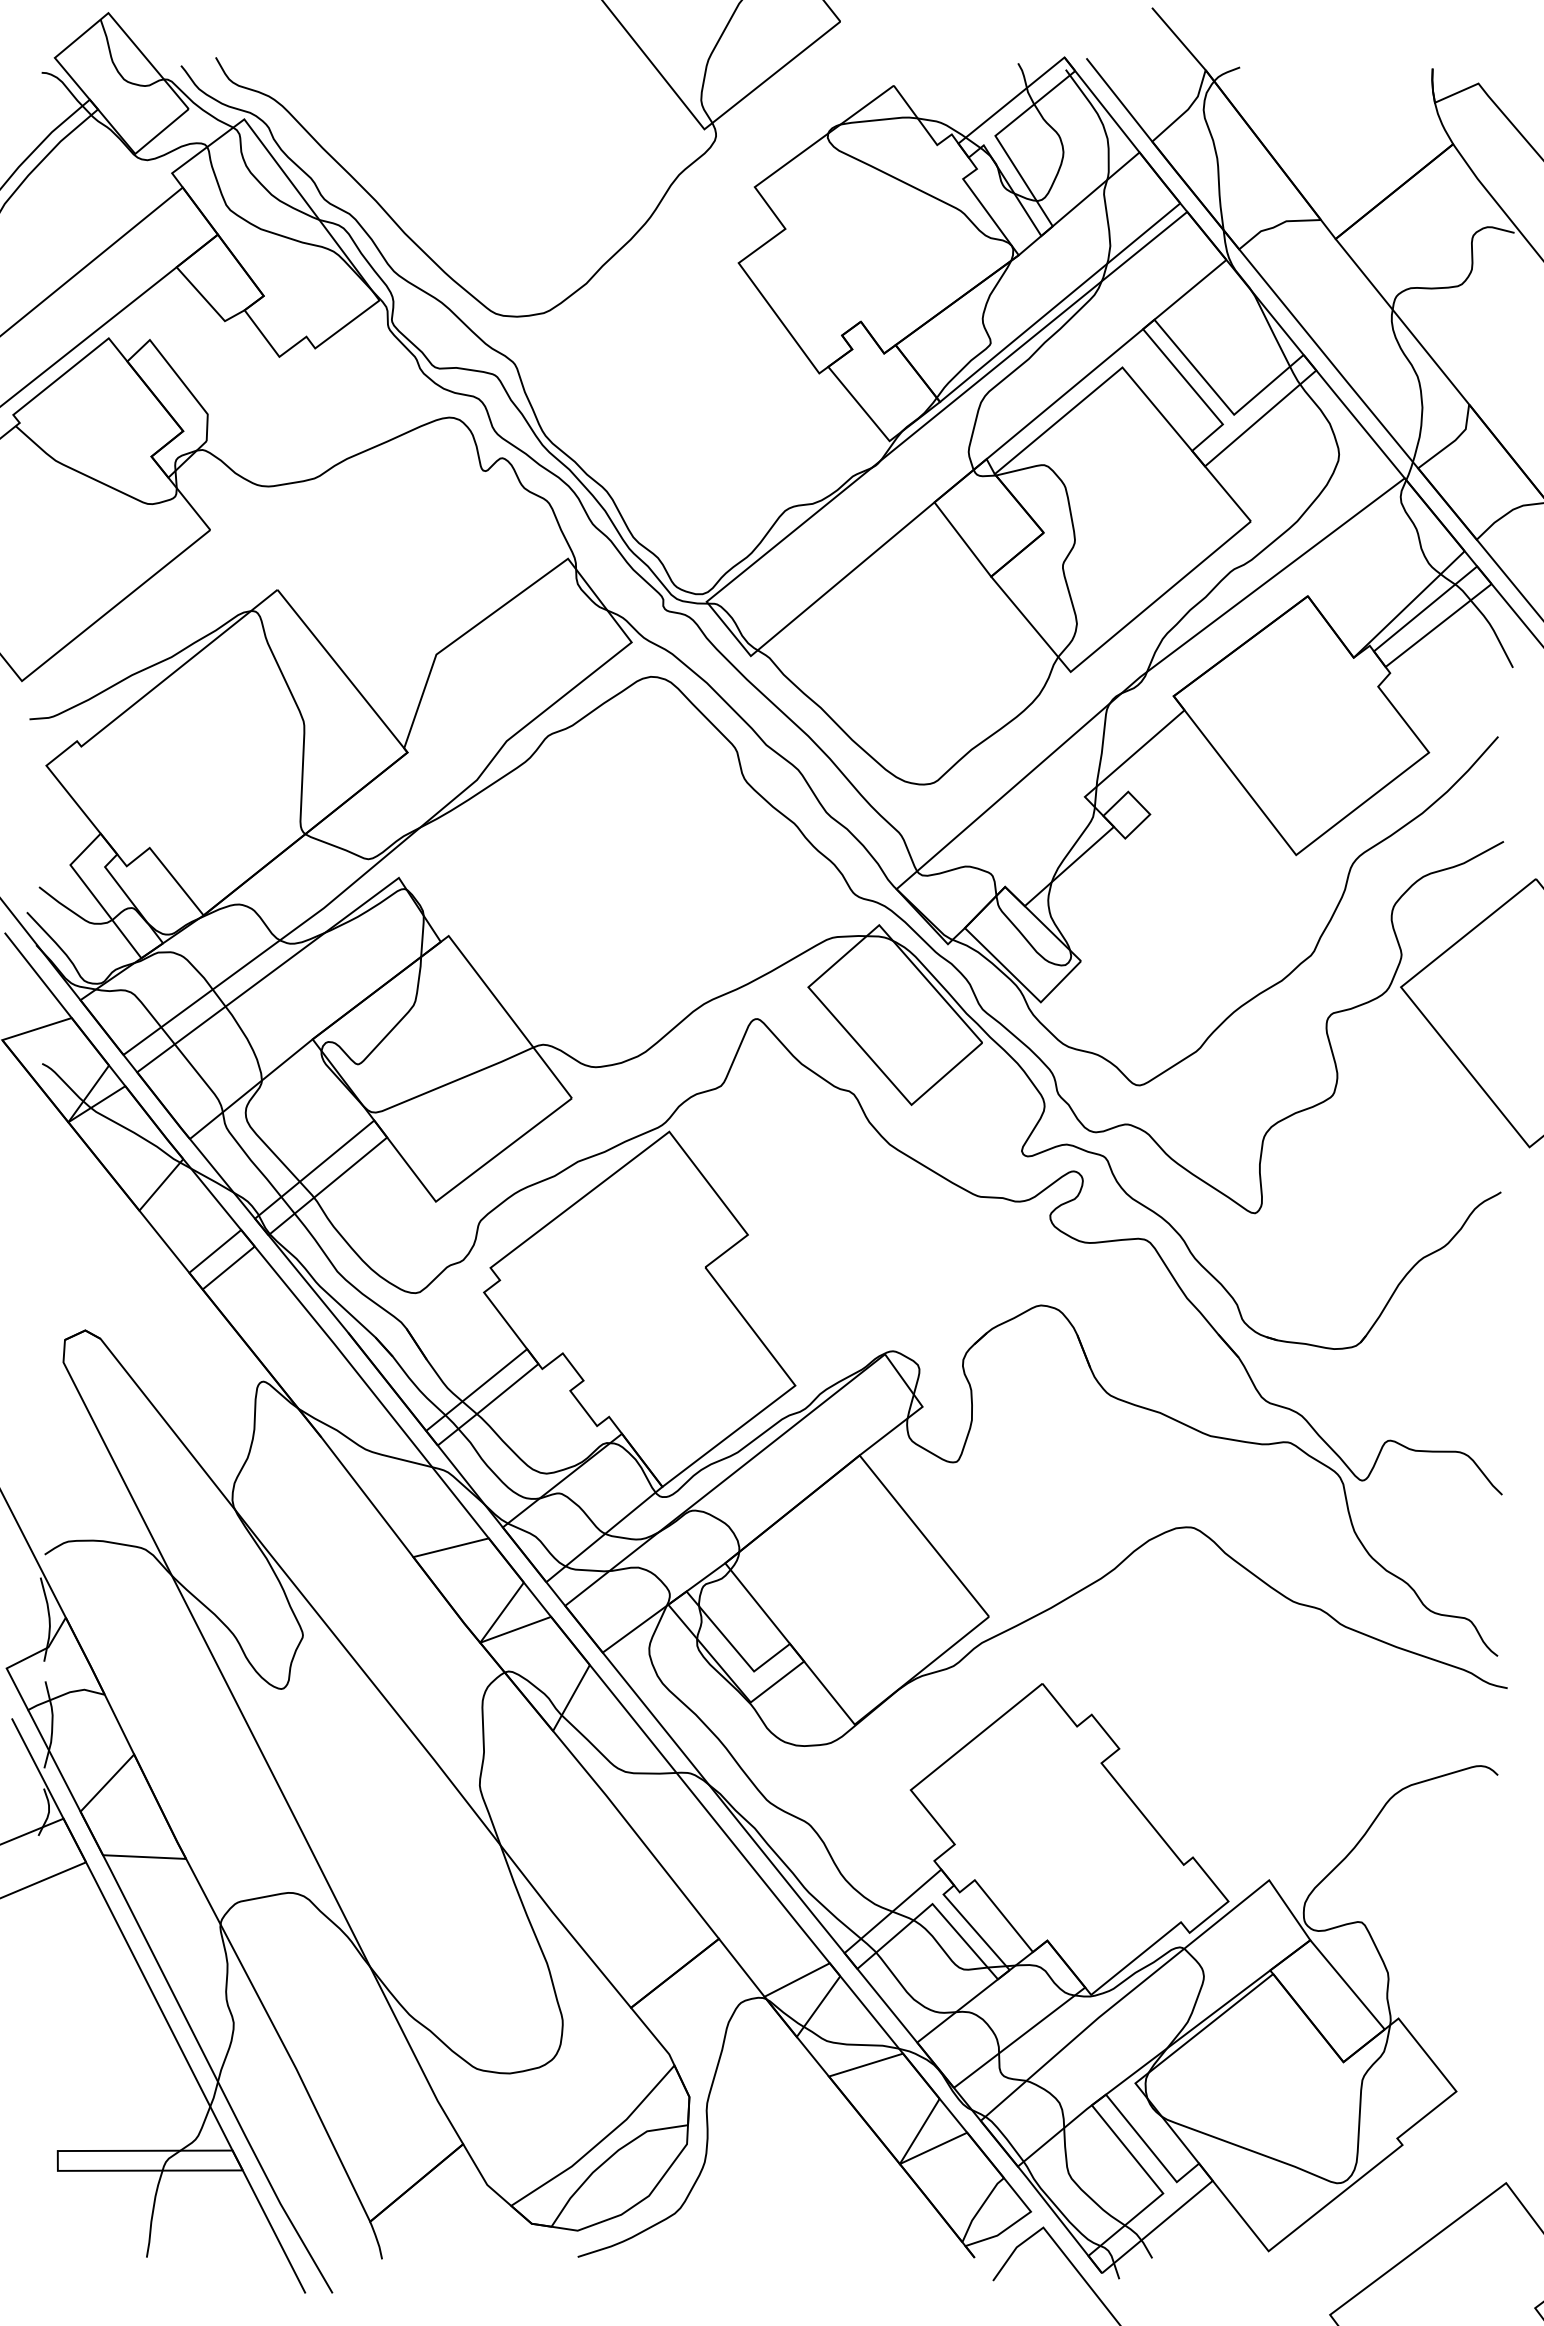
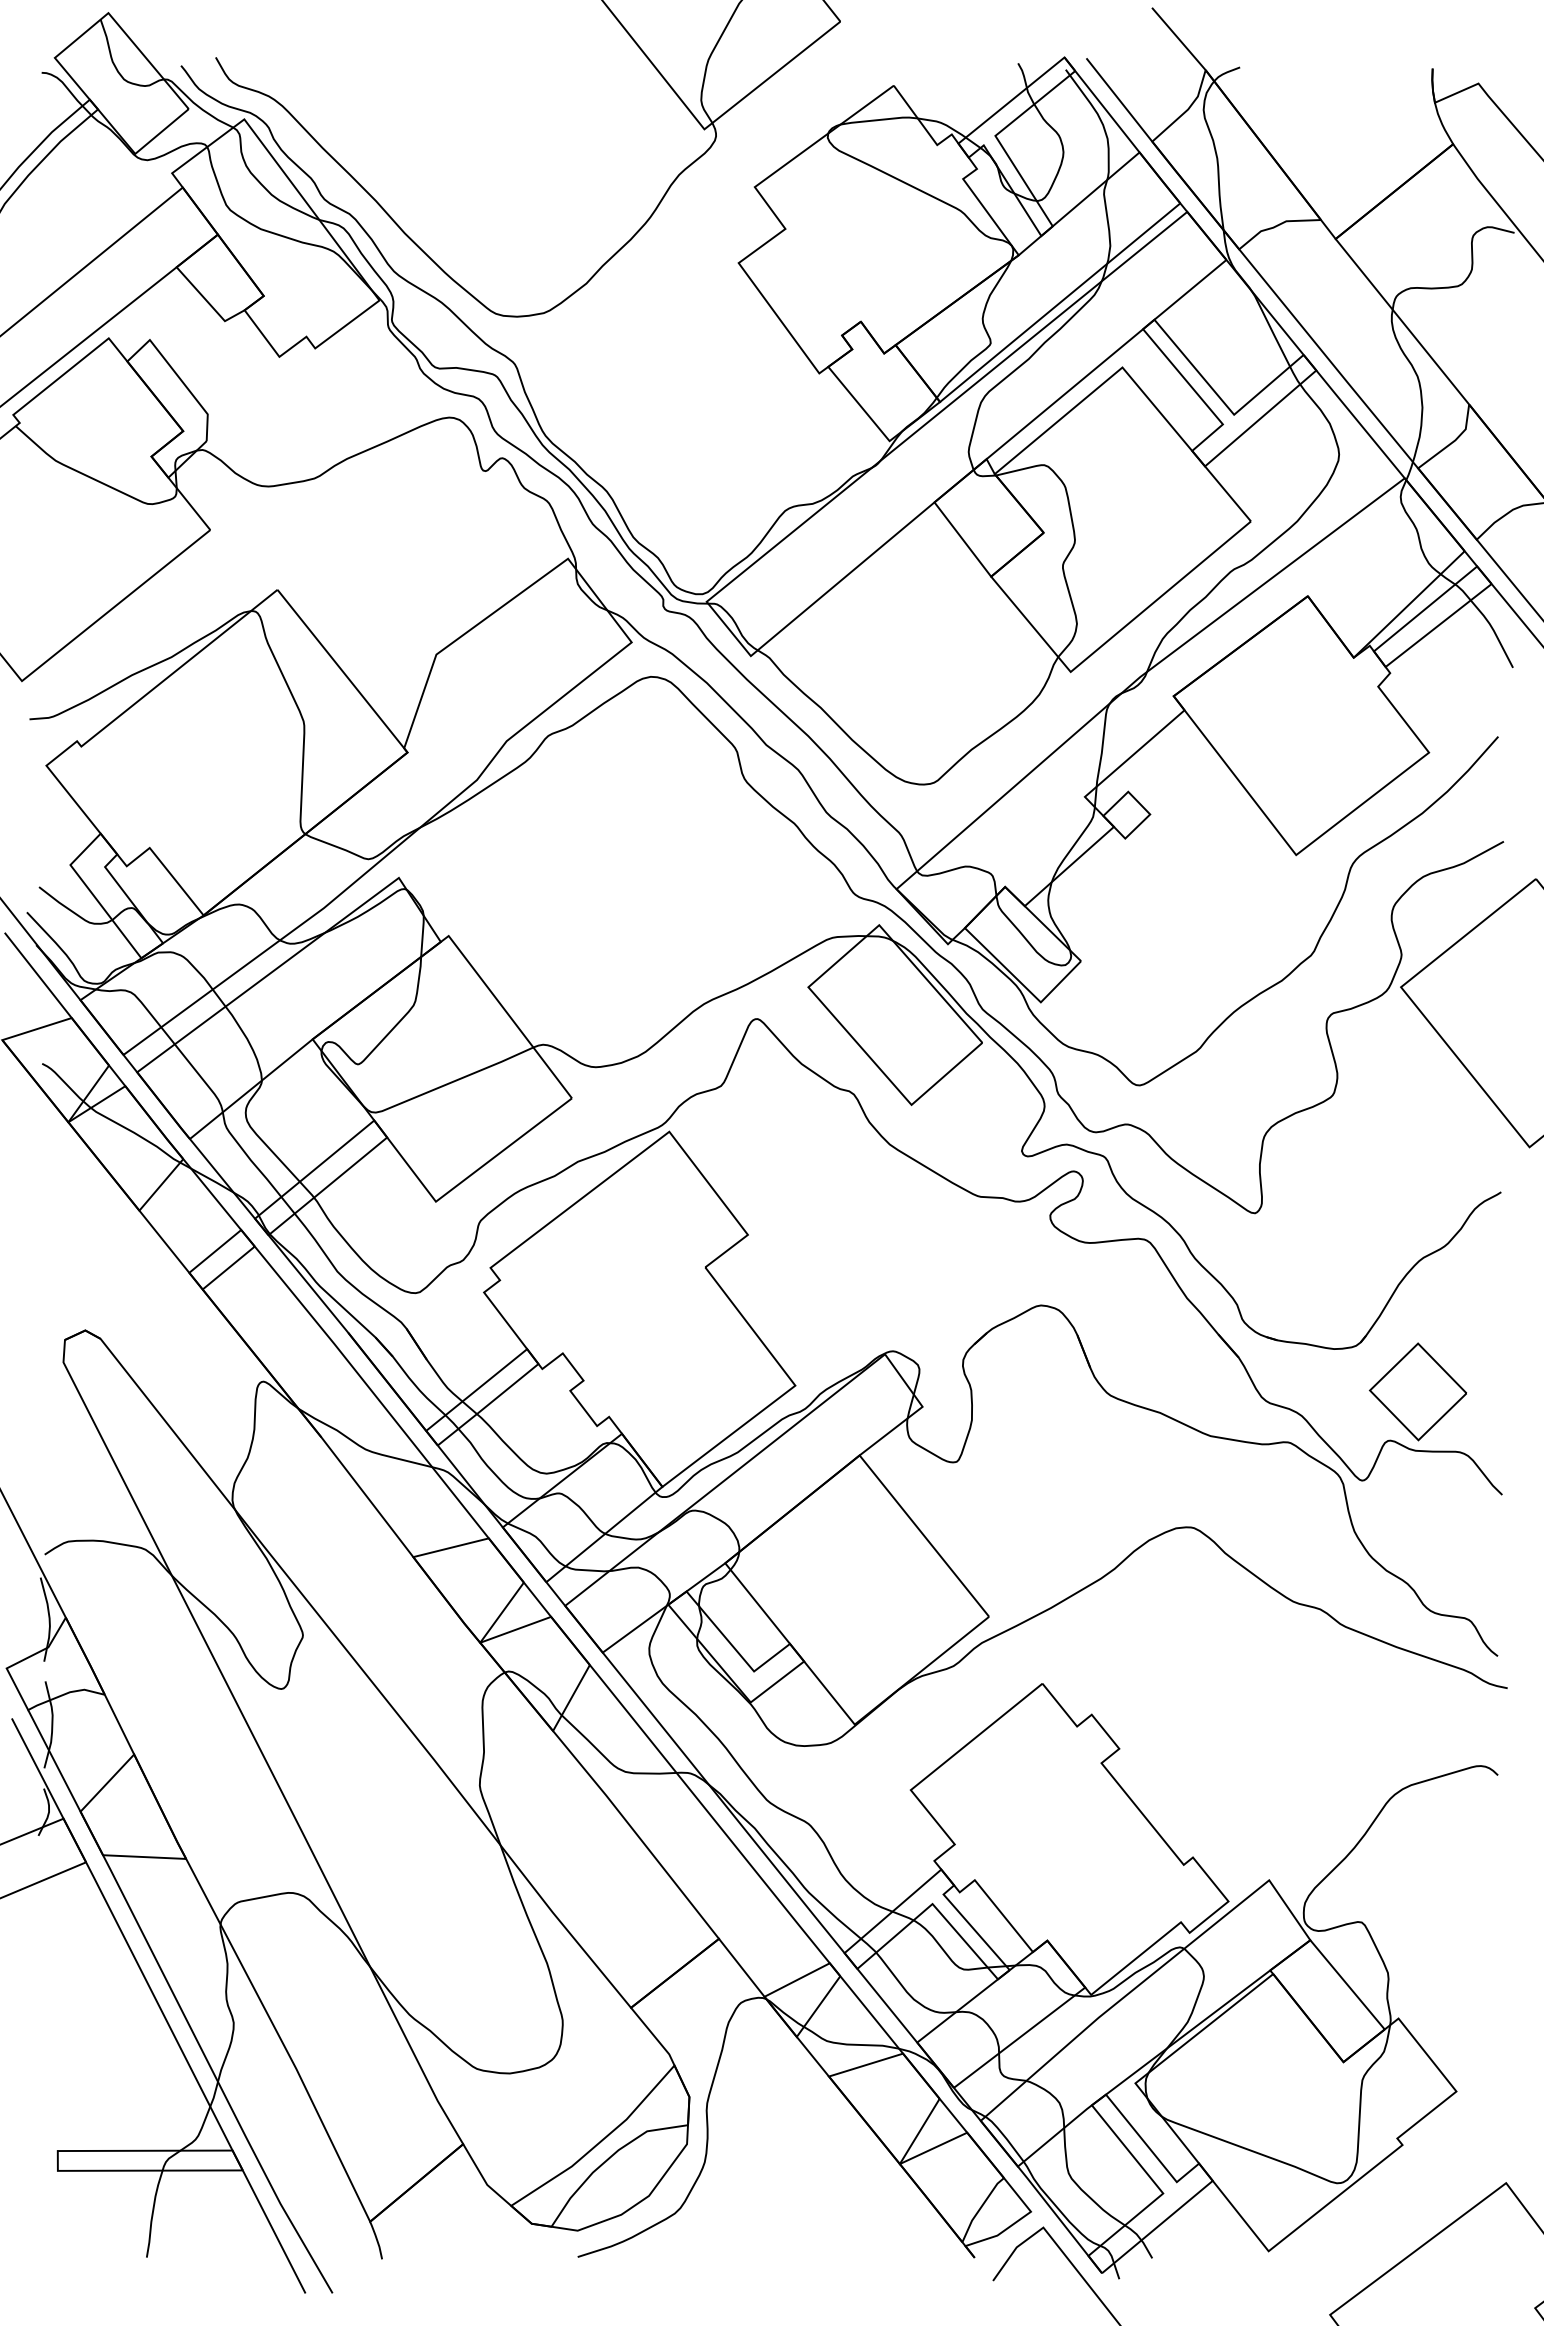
part: none -> present (1417, 1391)
